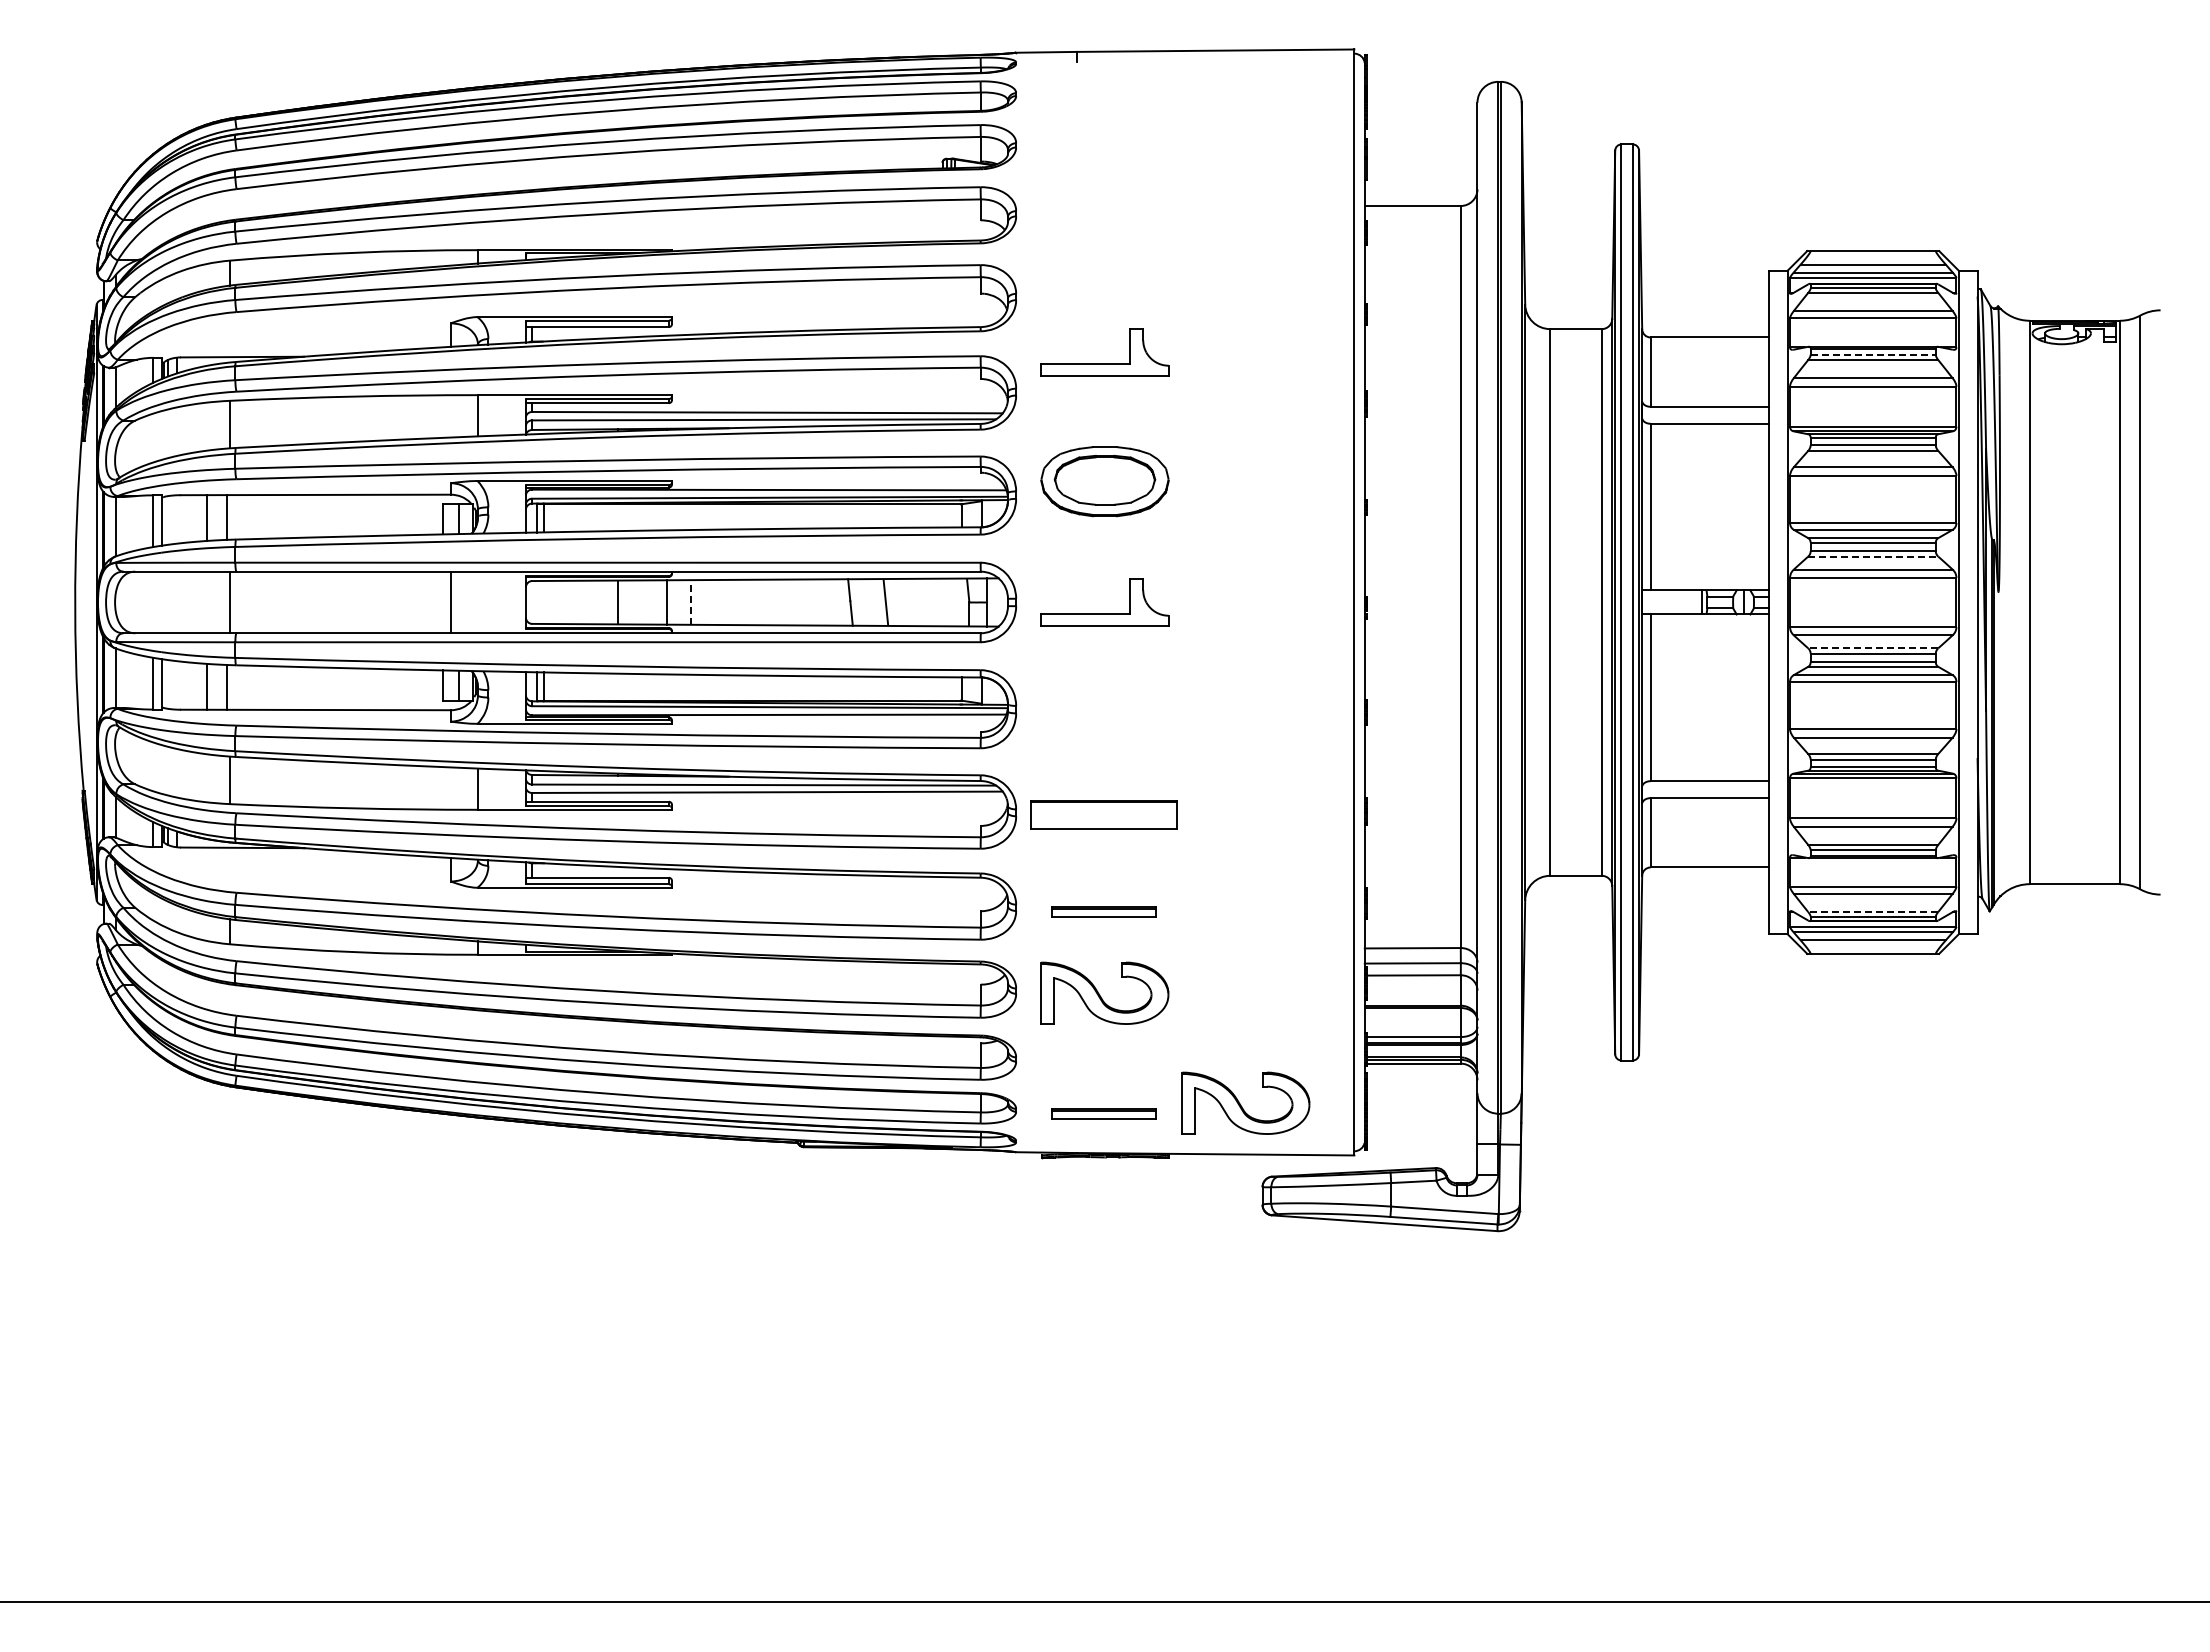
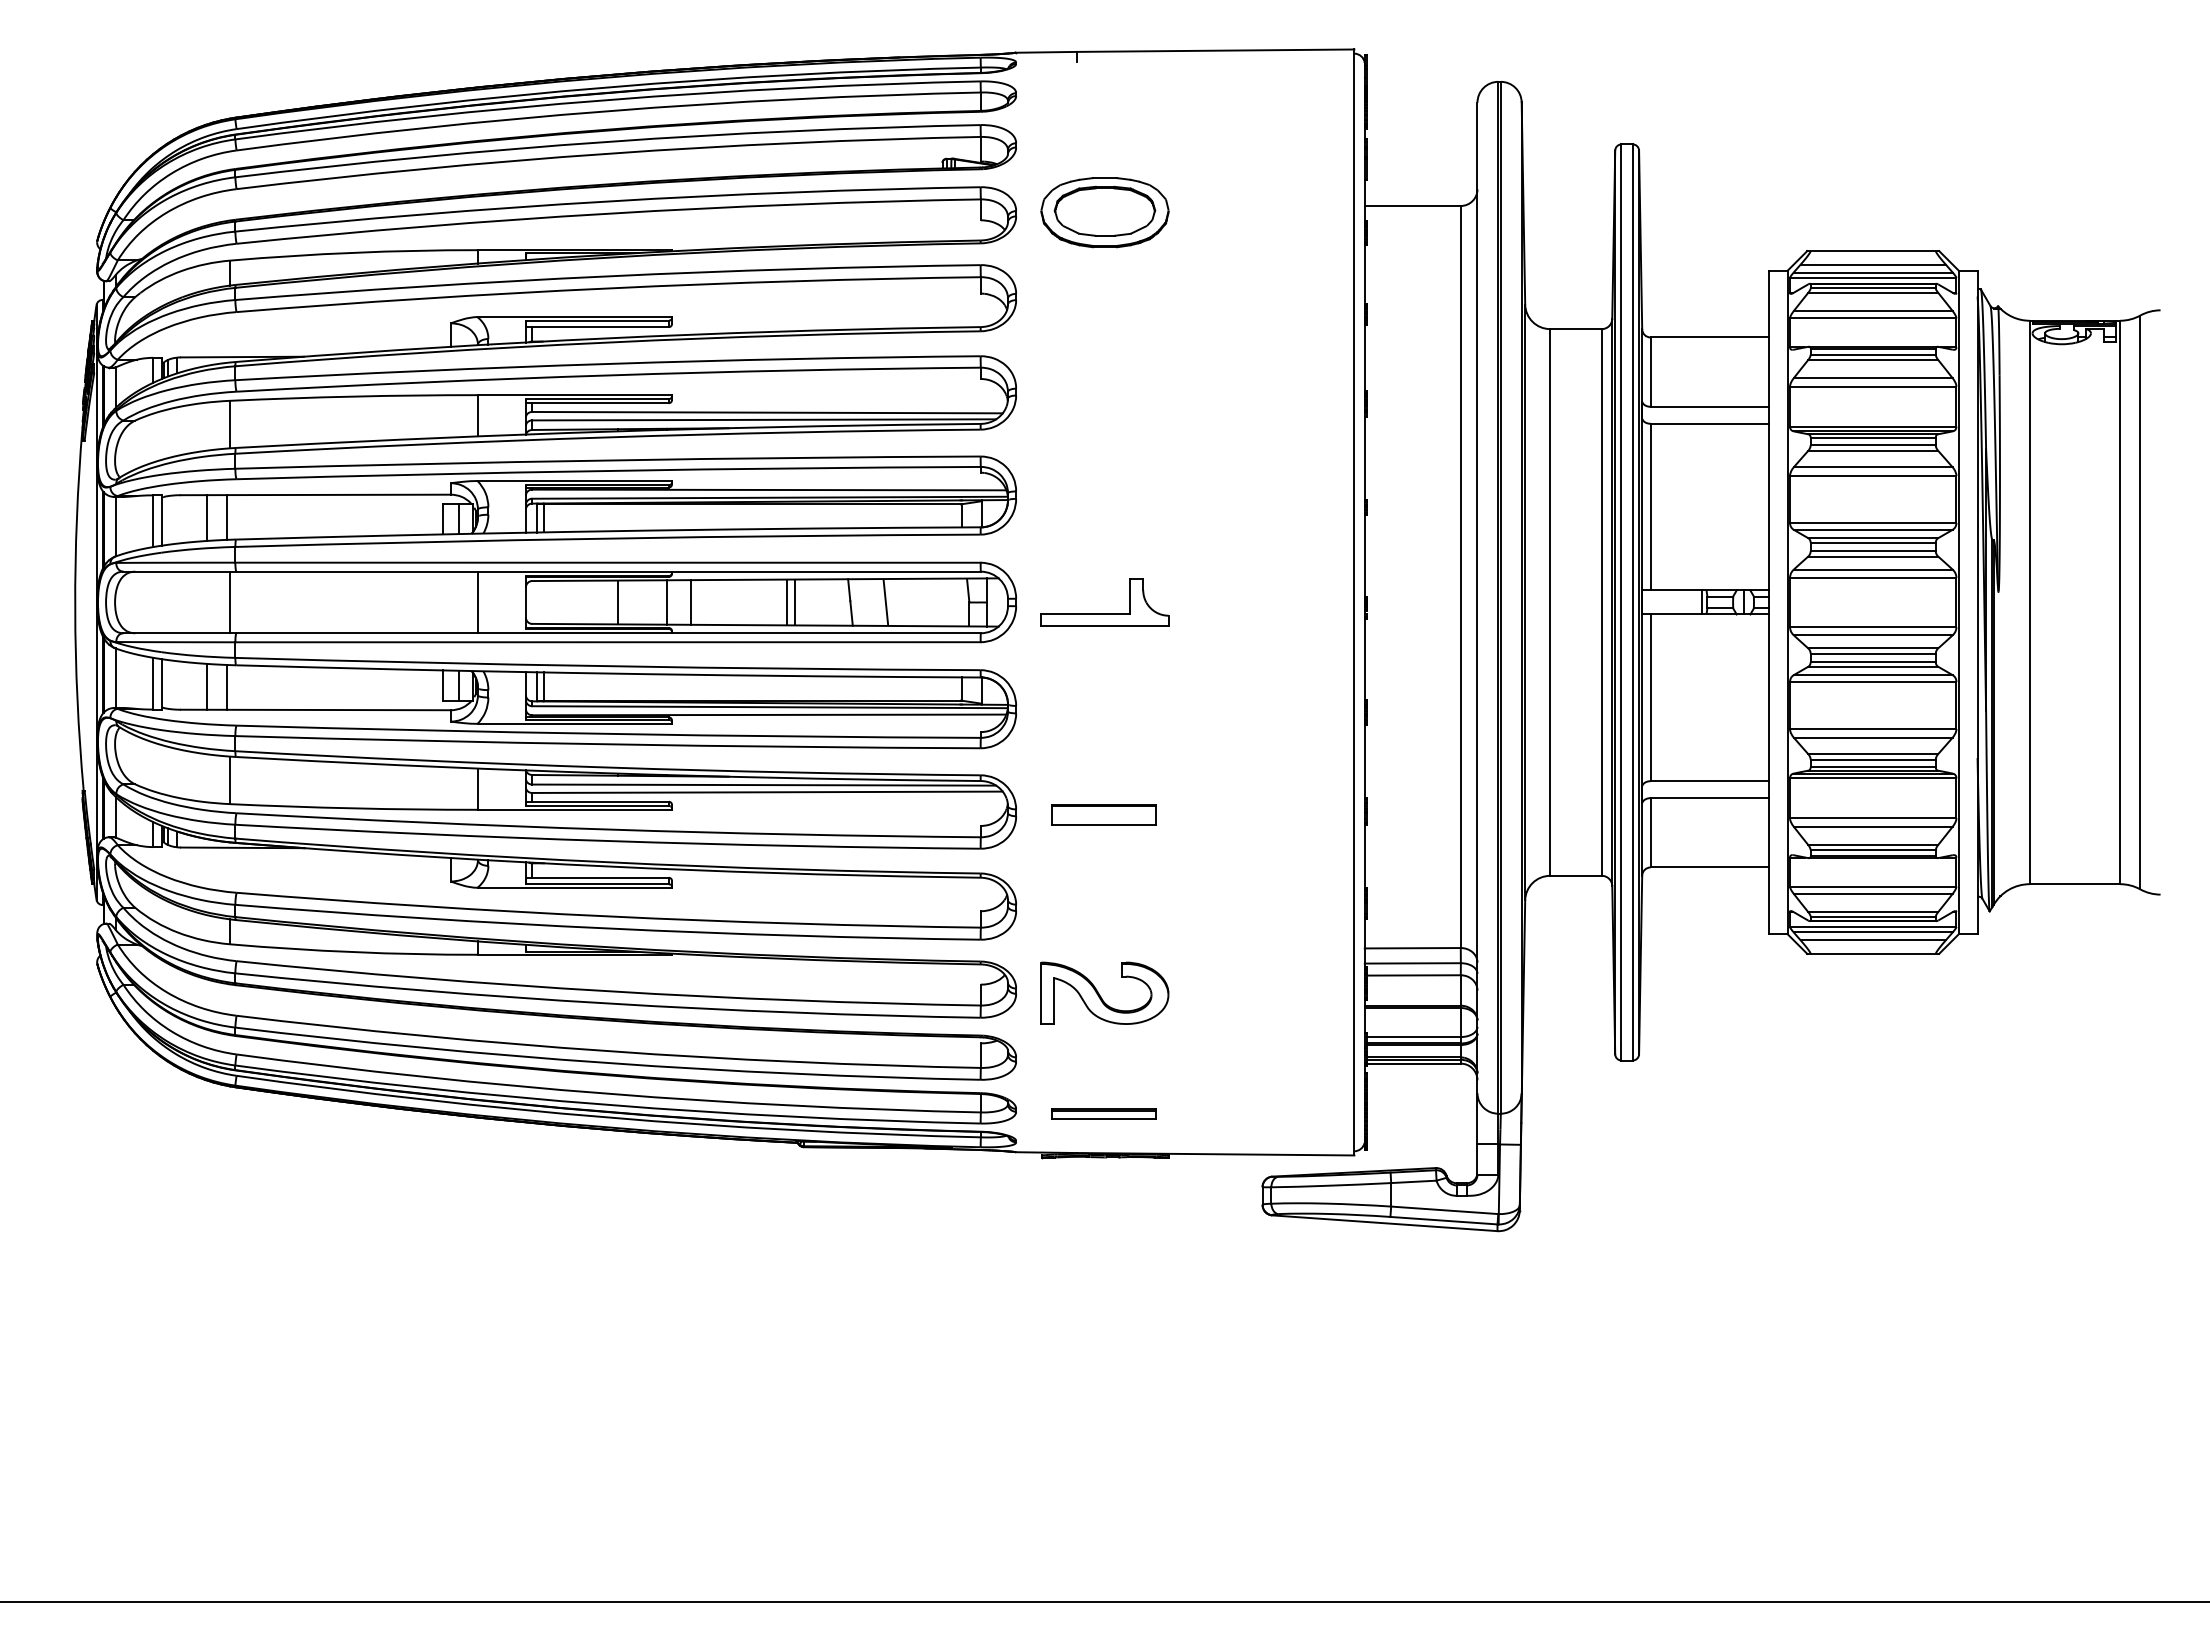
line: dashed -> solid (1873, 354)
part: present -> none (1104, 363)
part position: (1104, 481) -> (1104, 212) (1104, 212)
line: dashed -> solid (1873, 556)
line: dashed -> solid (690, 601)
line position: (450, 602) -> (477, 602) (477, 602)
line: none -> present (786, 602)
line: none -> present (795, 602)
line: dashed -> solid (1872, 648)
part size: 148x30 px -> 106x22 px (1103, 814)
part: present -> none (1103, 911)
line: dashed -> solid (1872, 911)
part: present -> none (1245, 1102)
